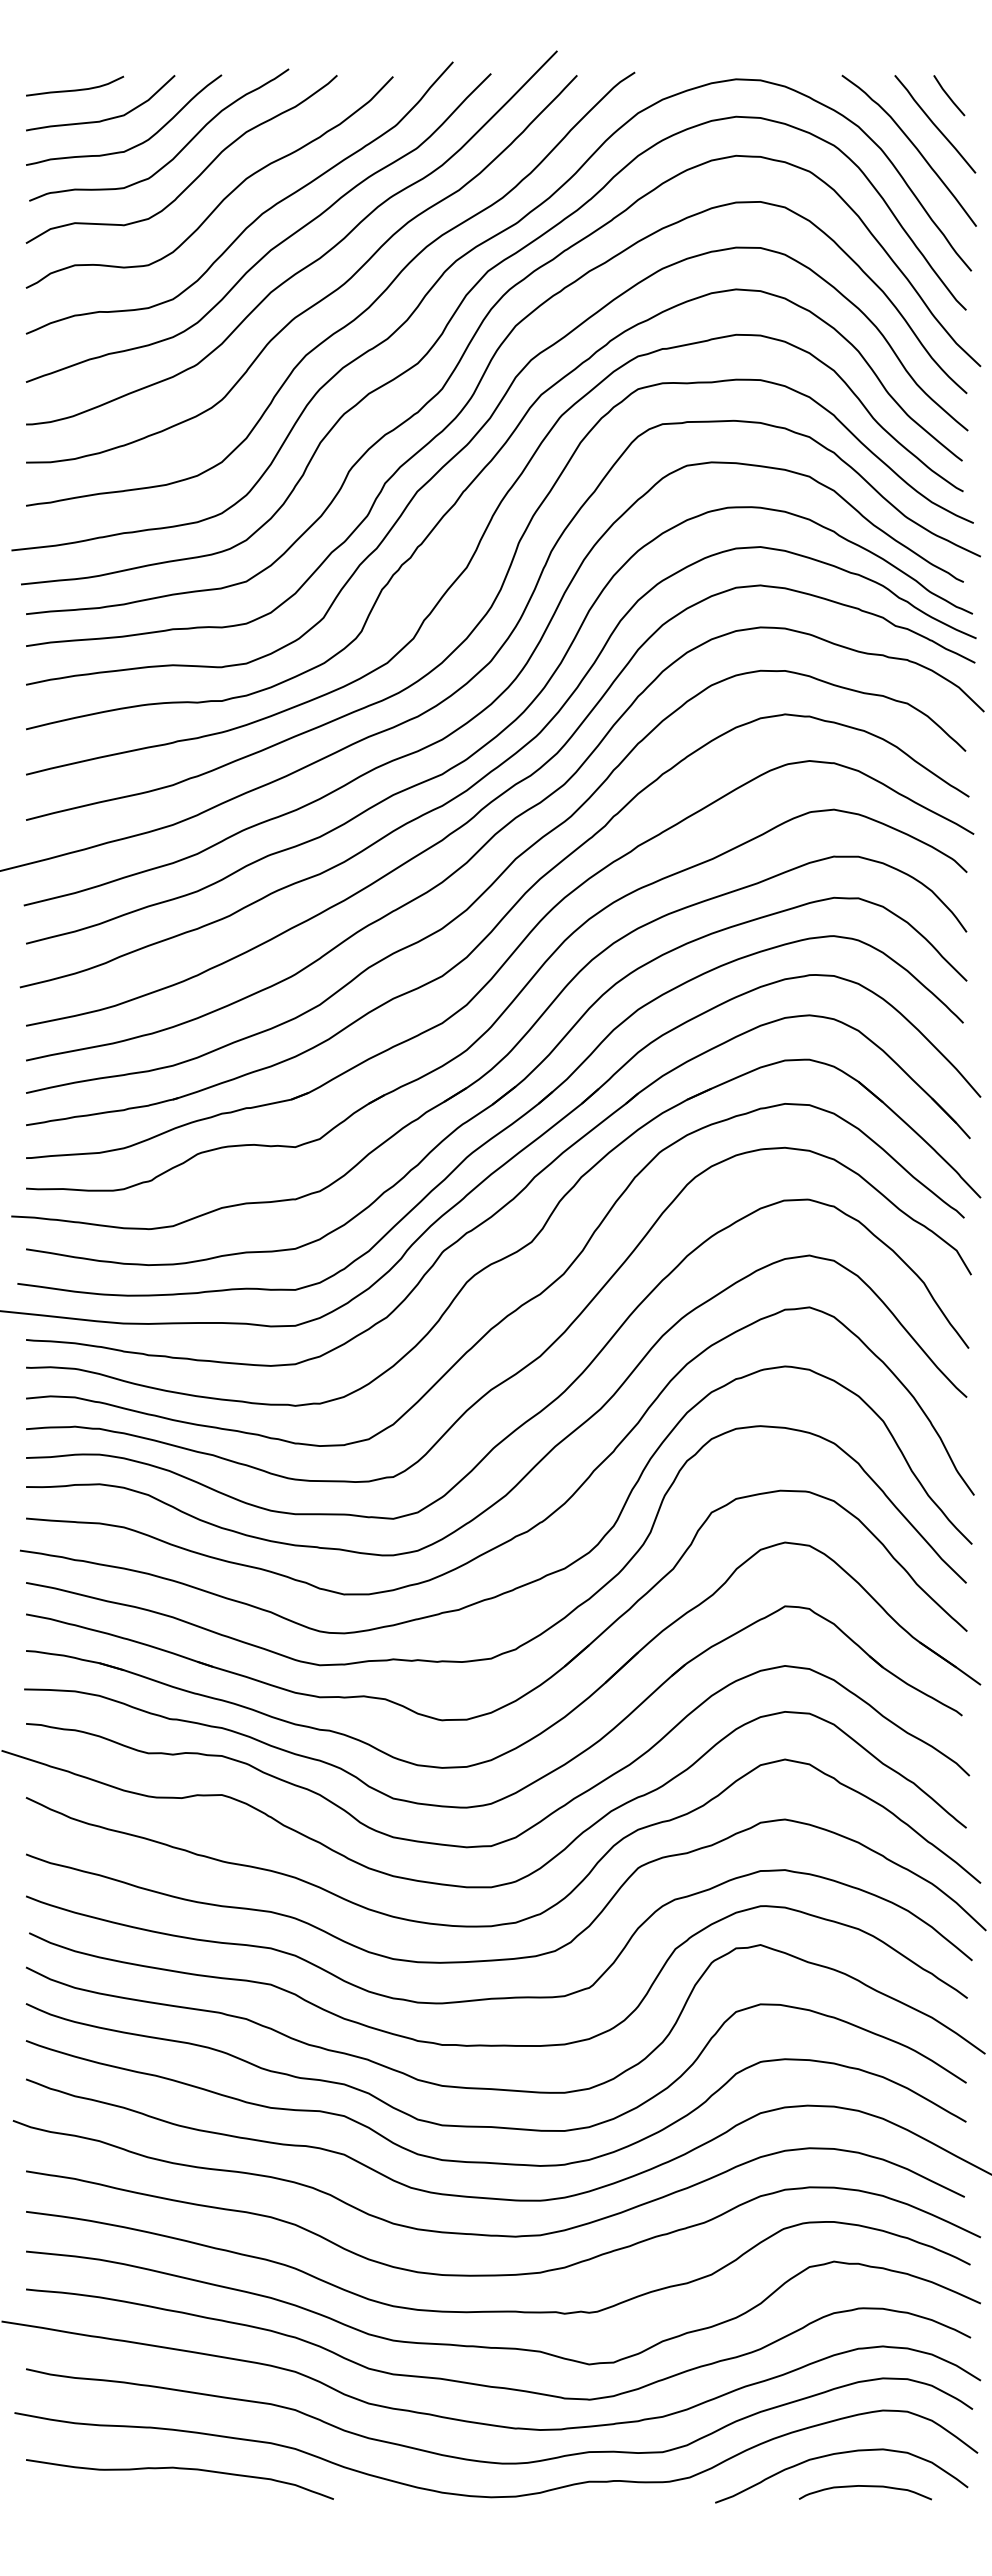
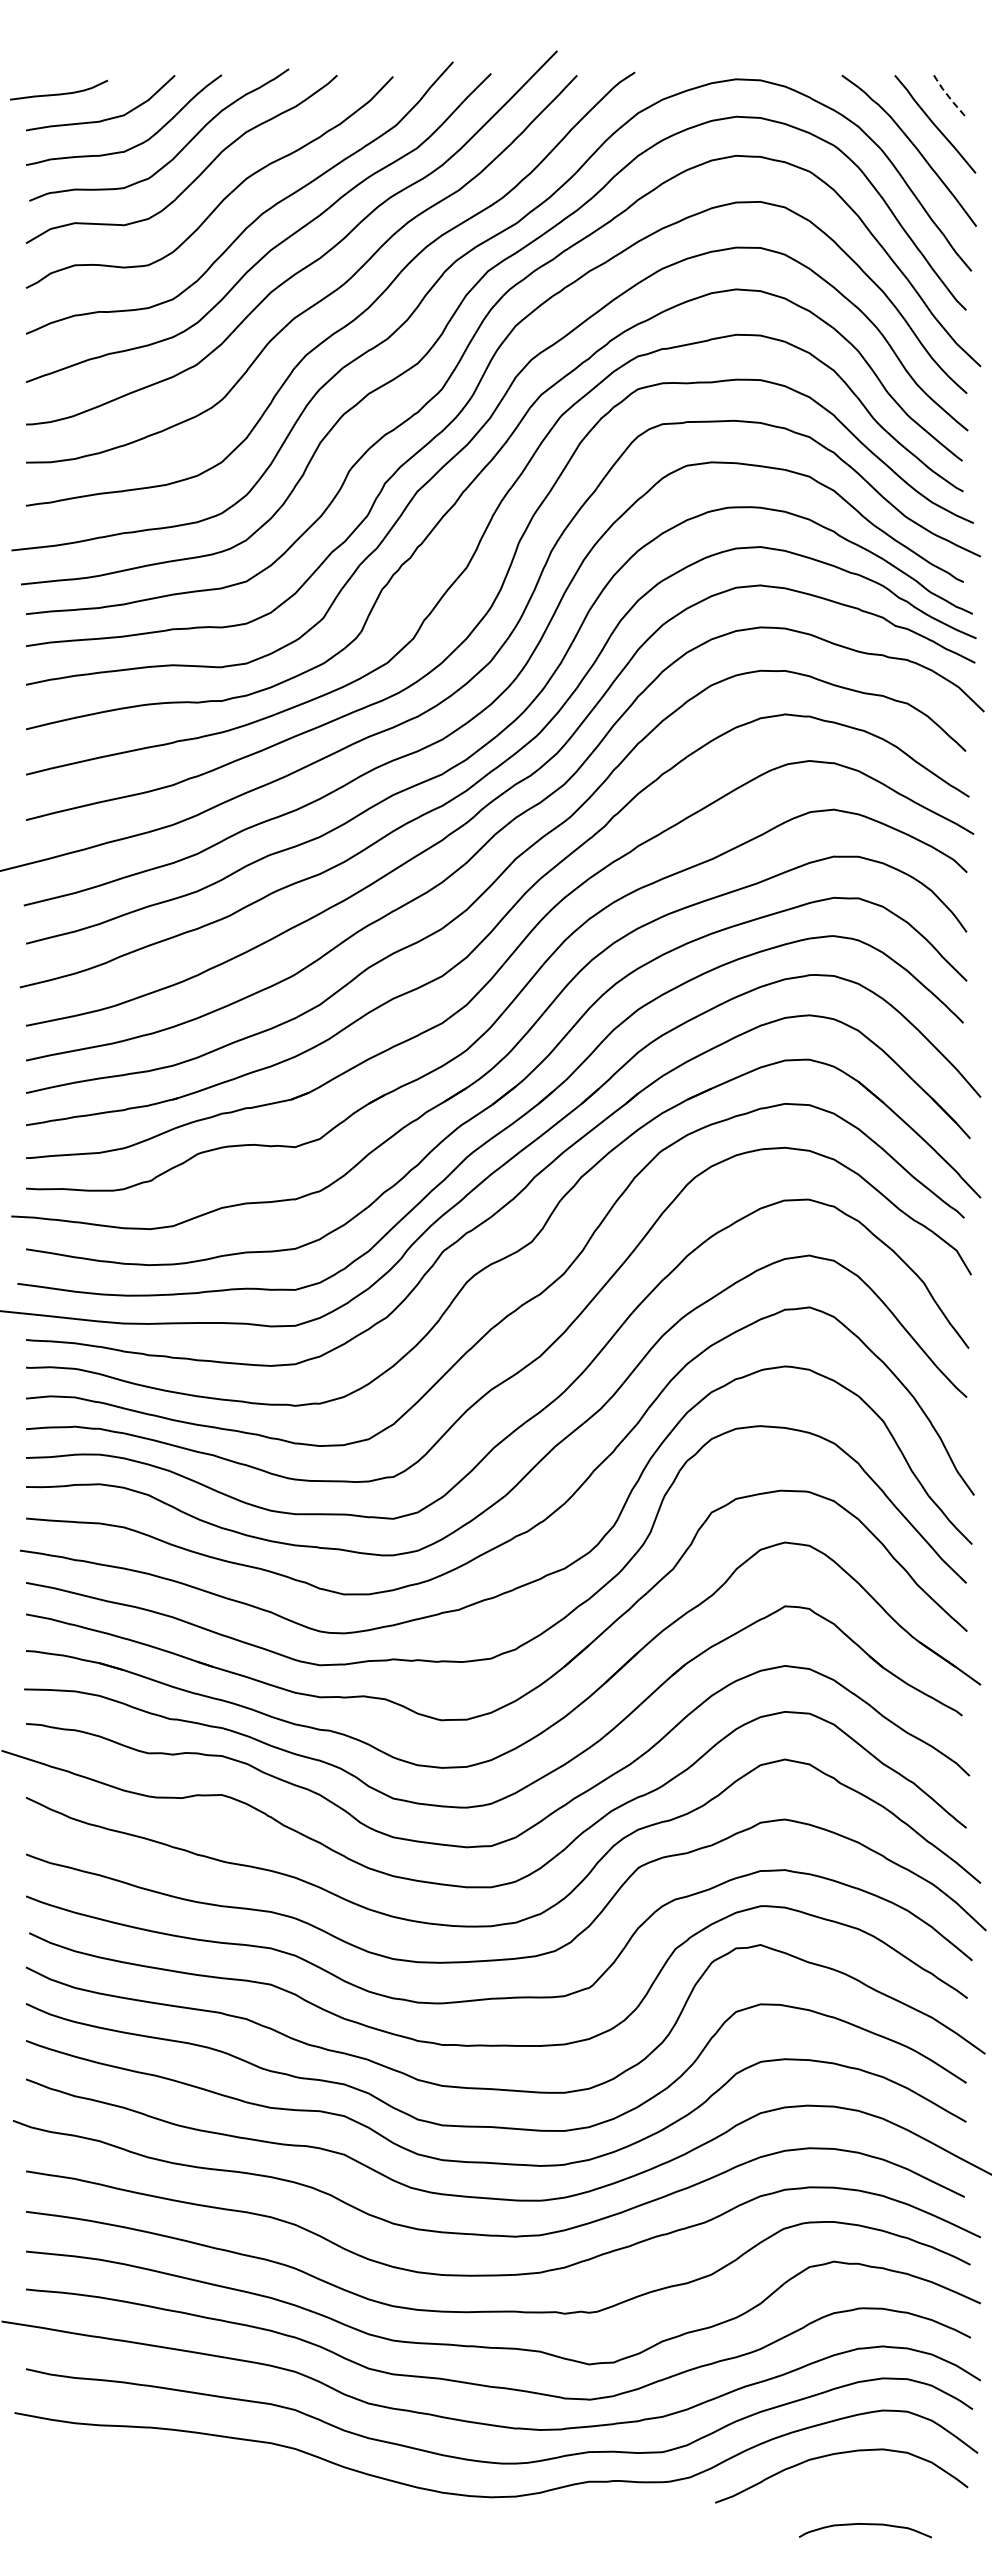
curve position: (75, 89) -> (59, 93) (59, 93)
line: solid -> dashed (948, 96)
curve: present -> none (179, 2469)
curve position: (864, 2486) -> (864, 2524) (864, 2524)
